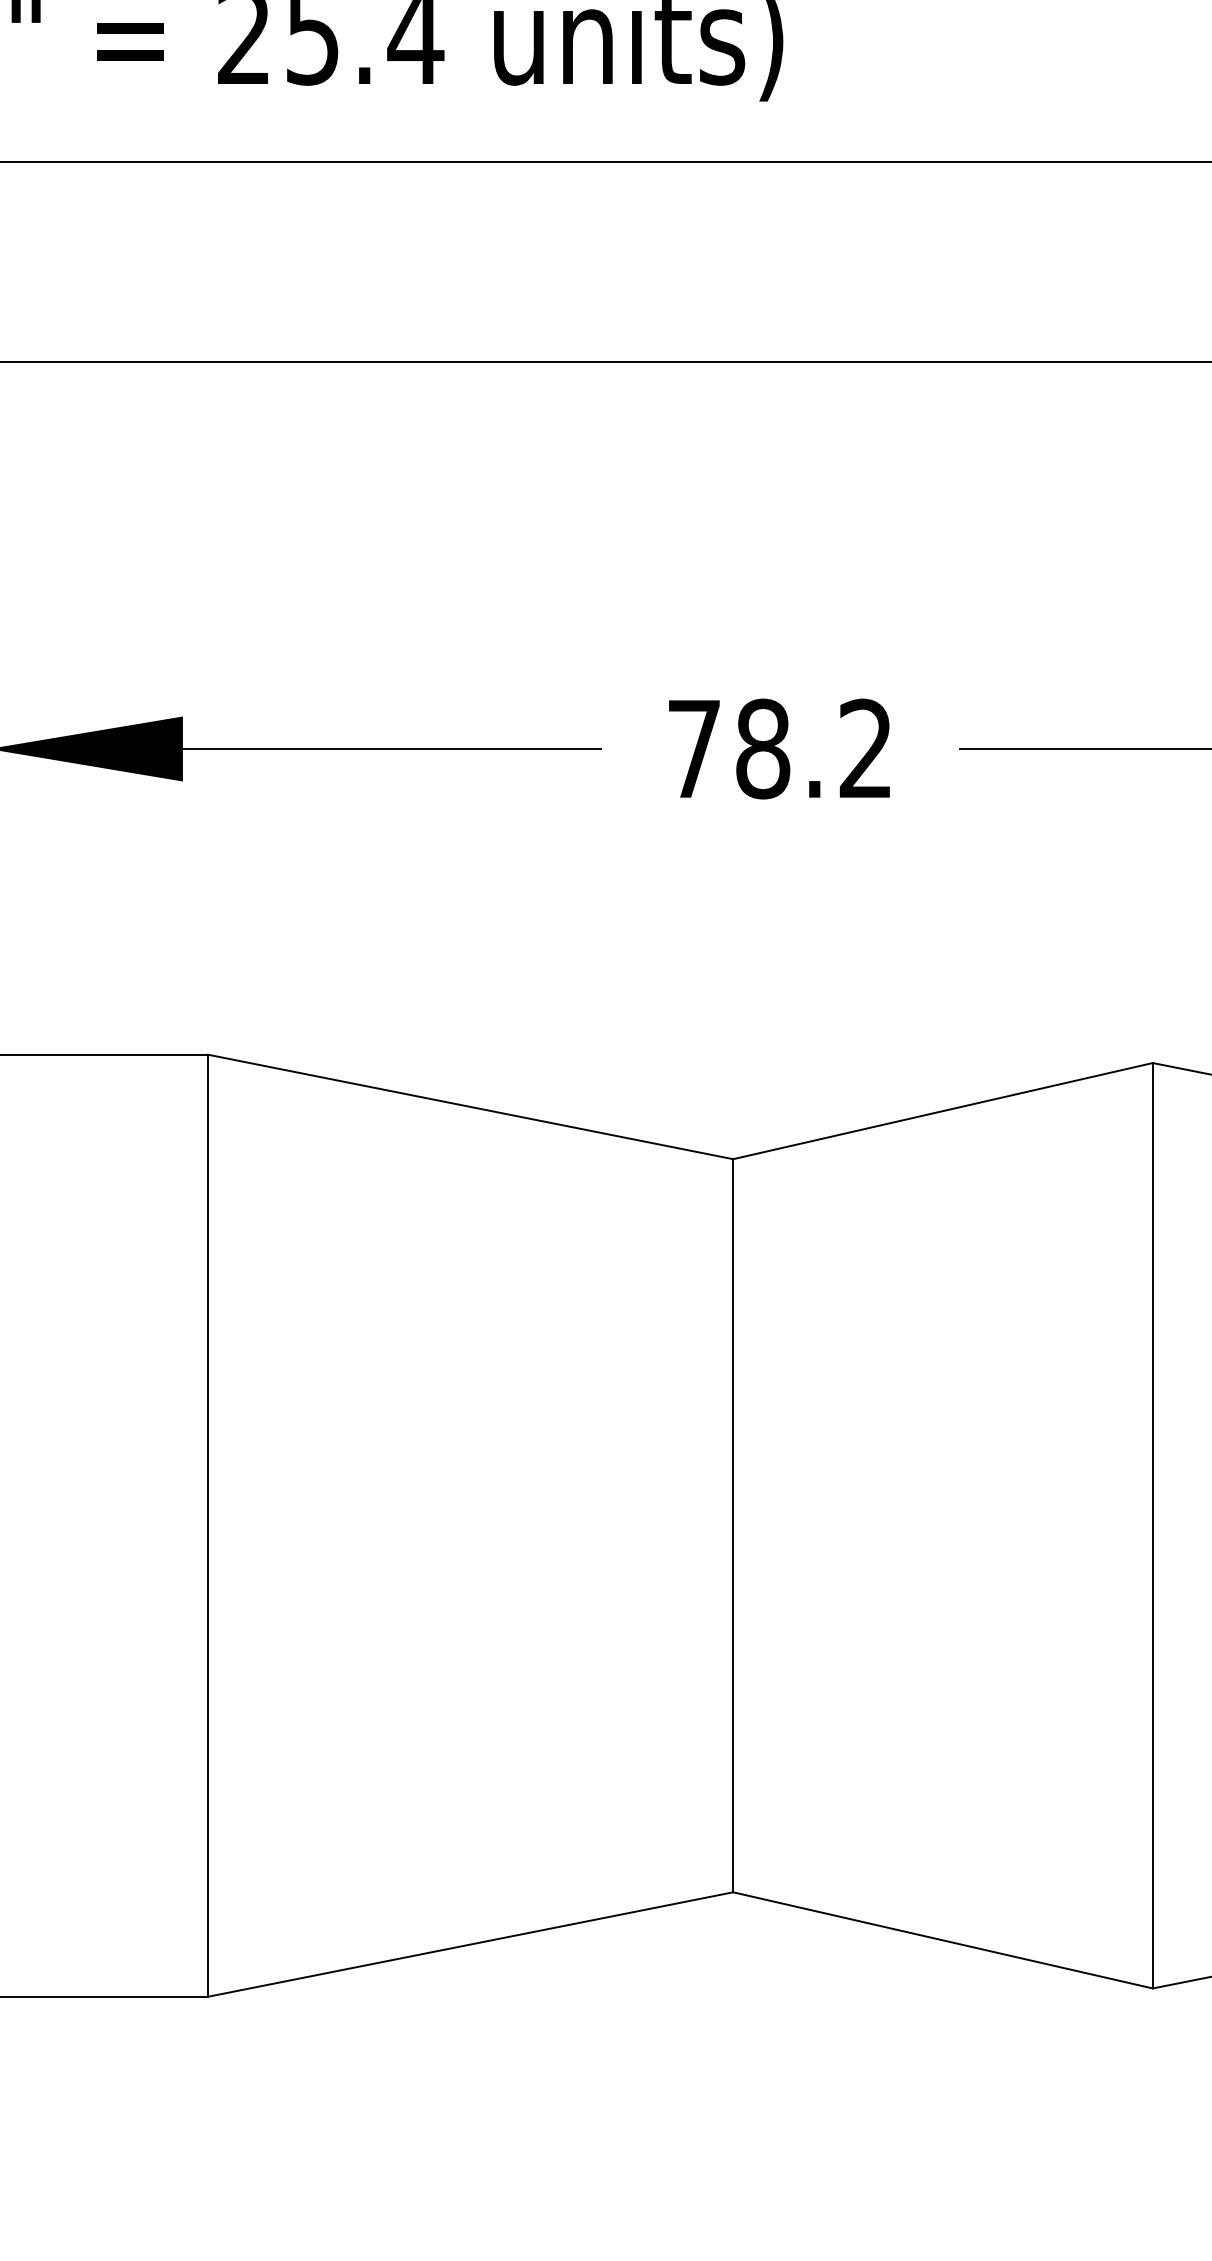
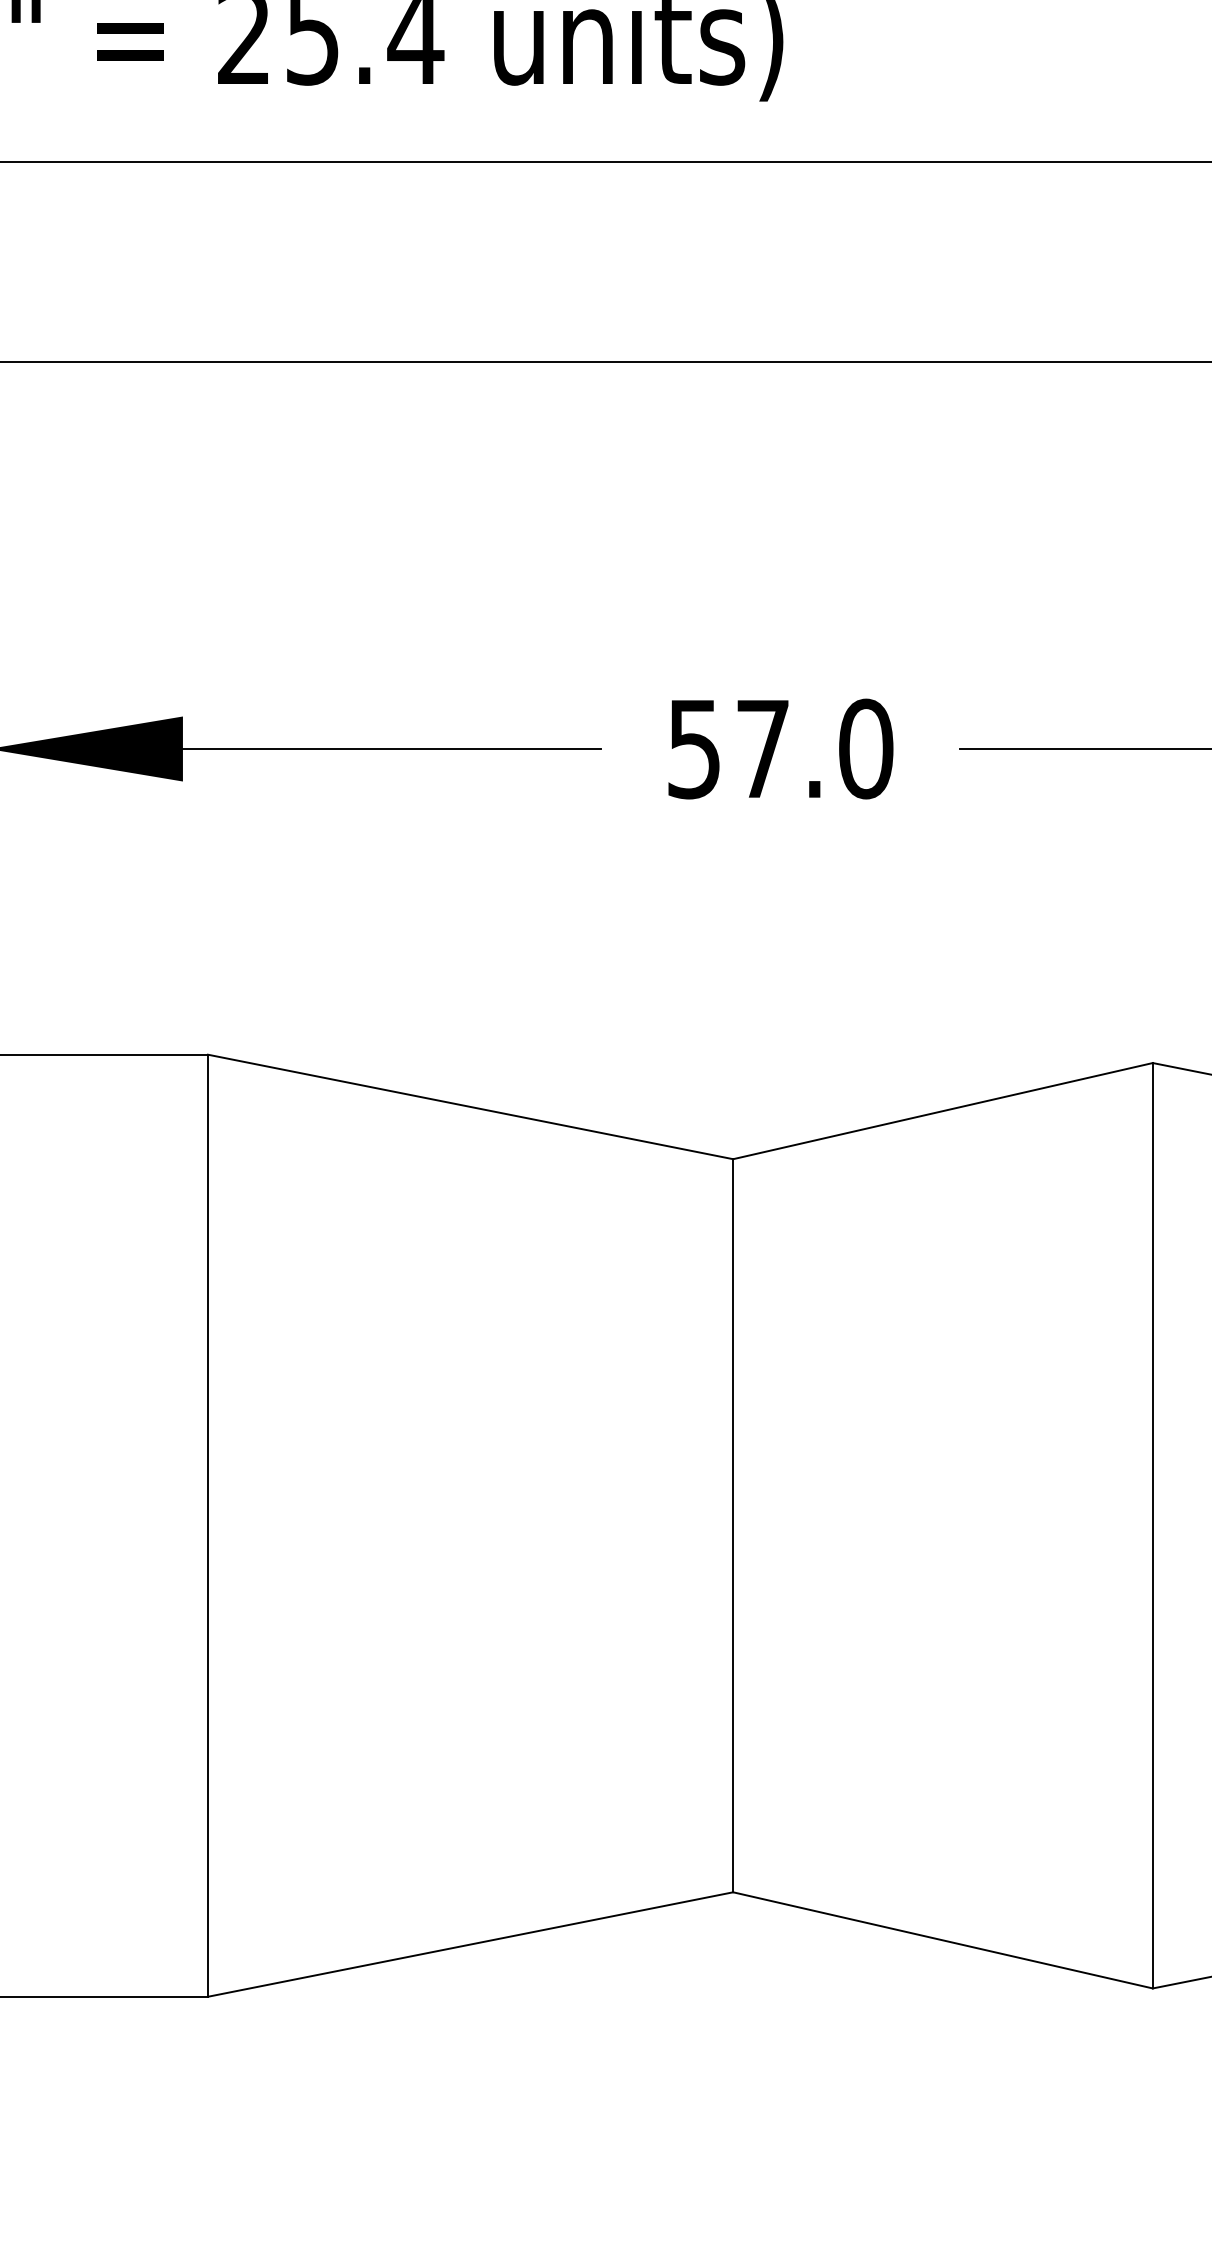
text: 78.2 -> 57.0 (780, 748)
